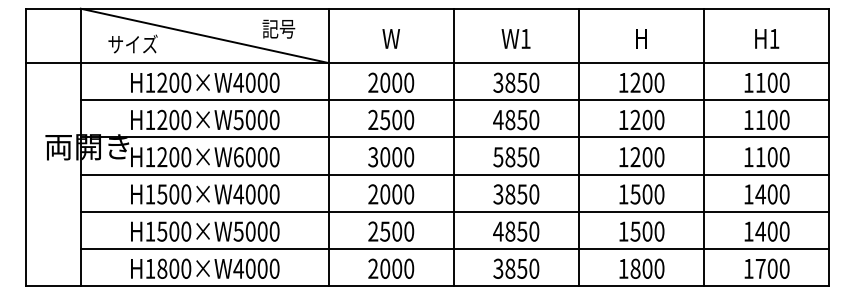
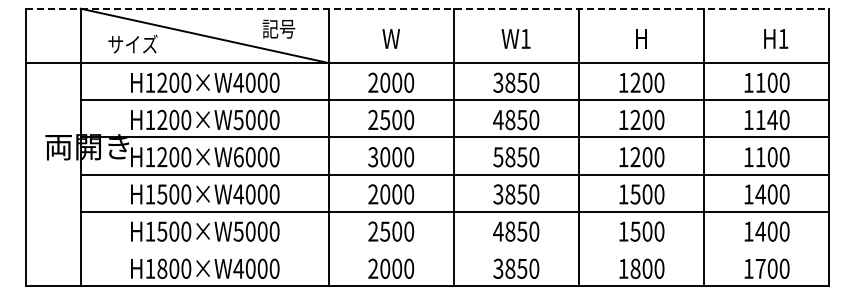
line: solid -> dashed (427, 8)
text position: (767, 38) -> (776, 38) (776, 38)
text: 1100 -> 1140 (772, 119)
line: present -> none (454, 249)
